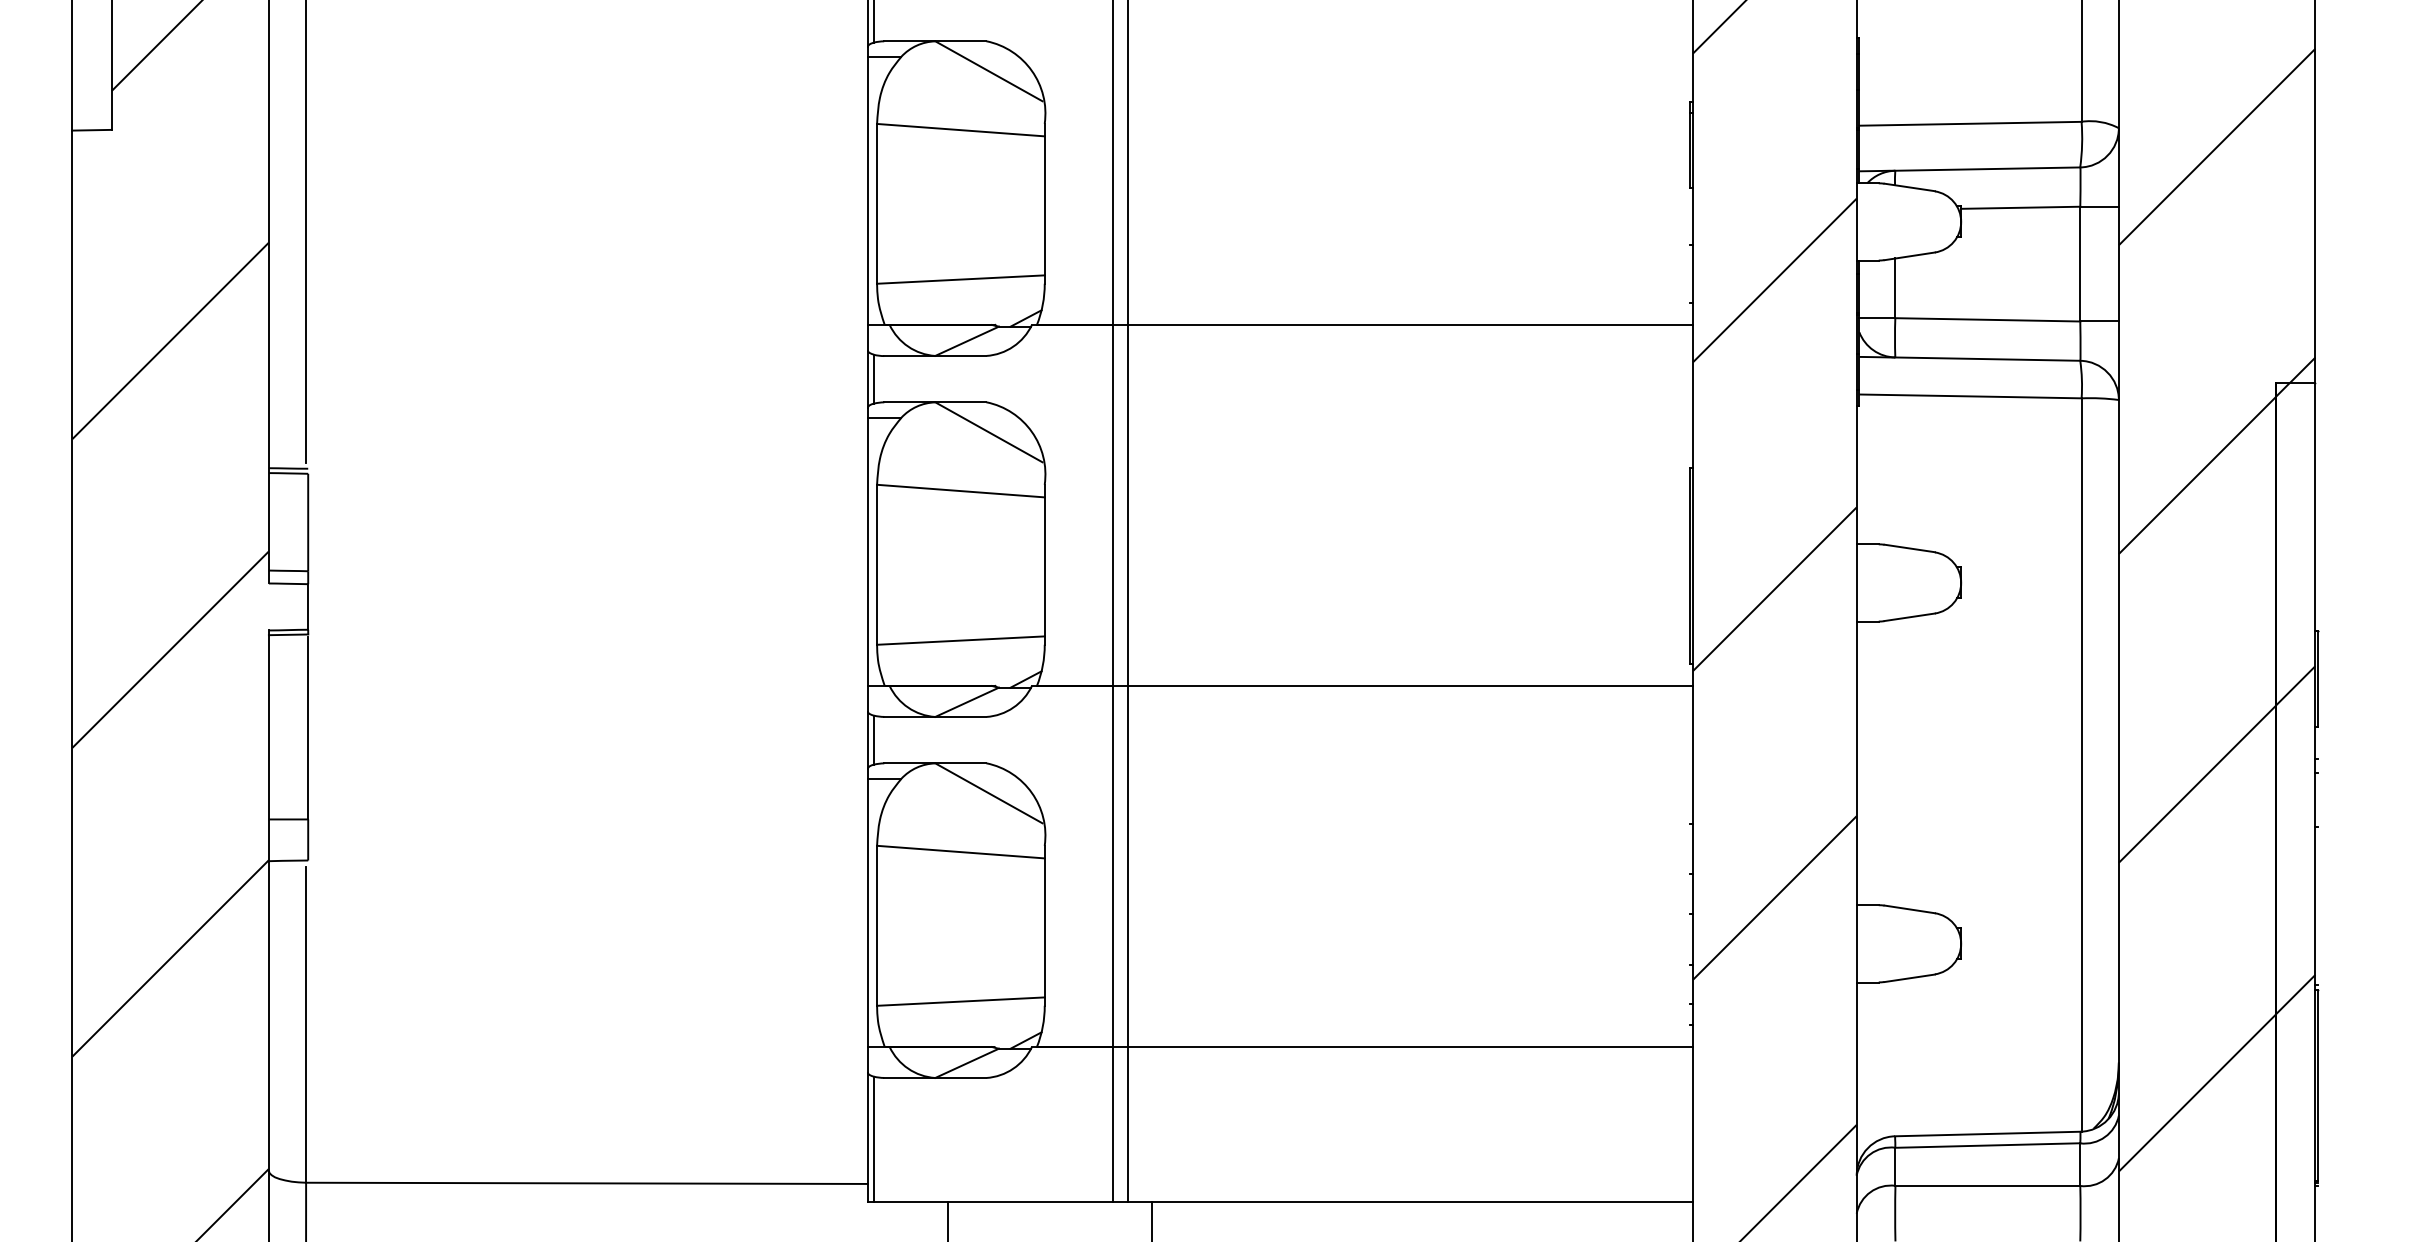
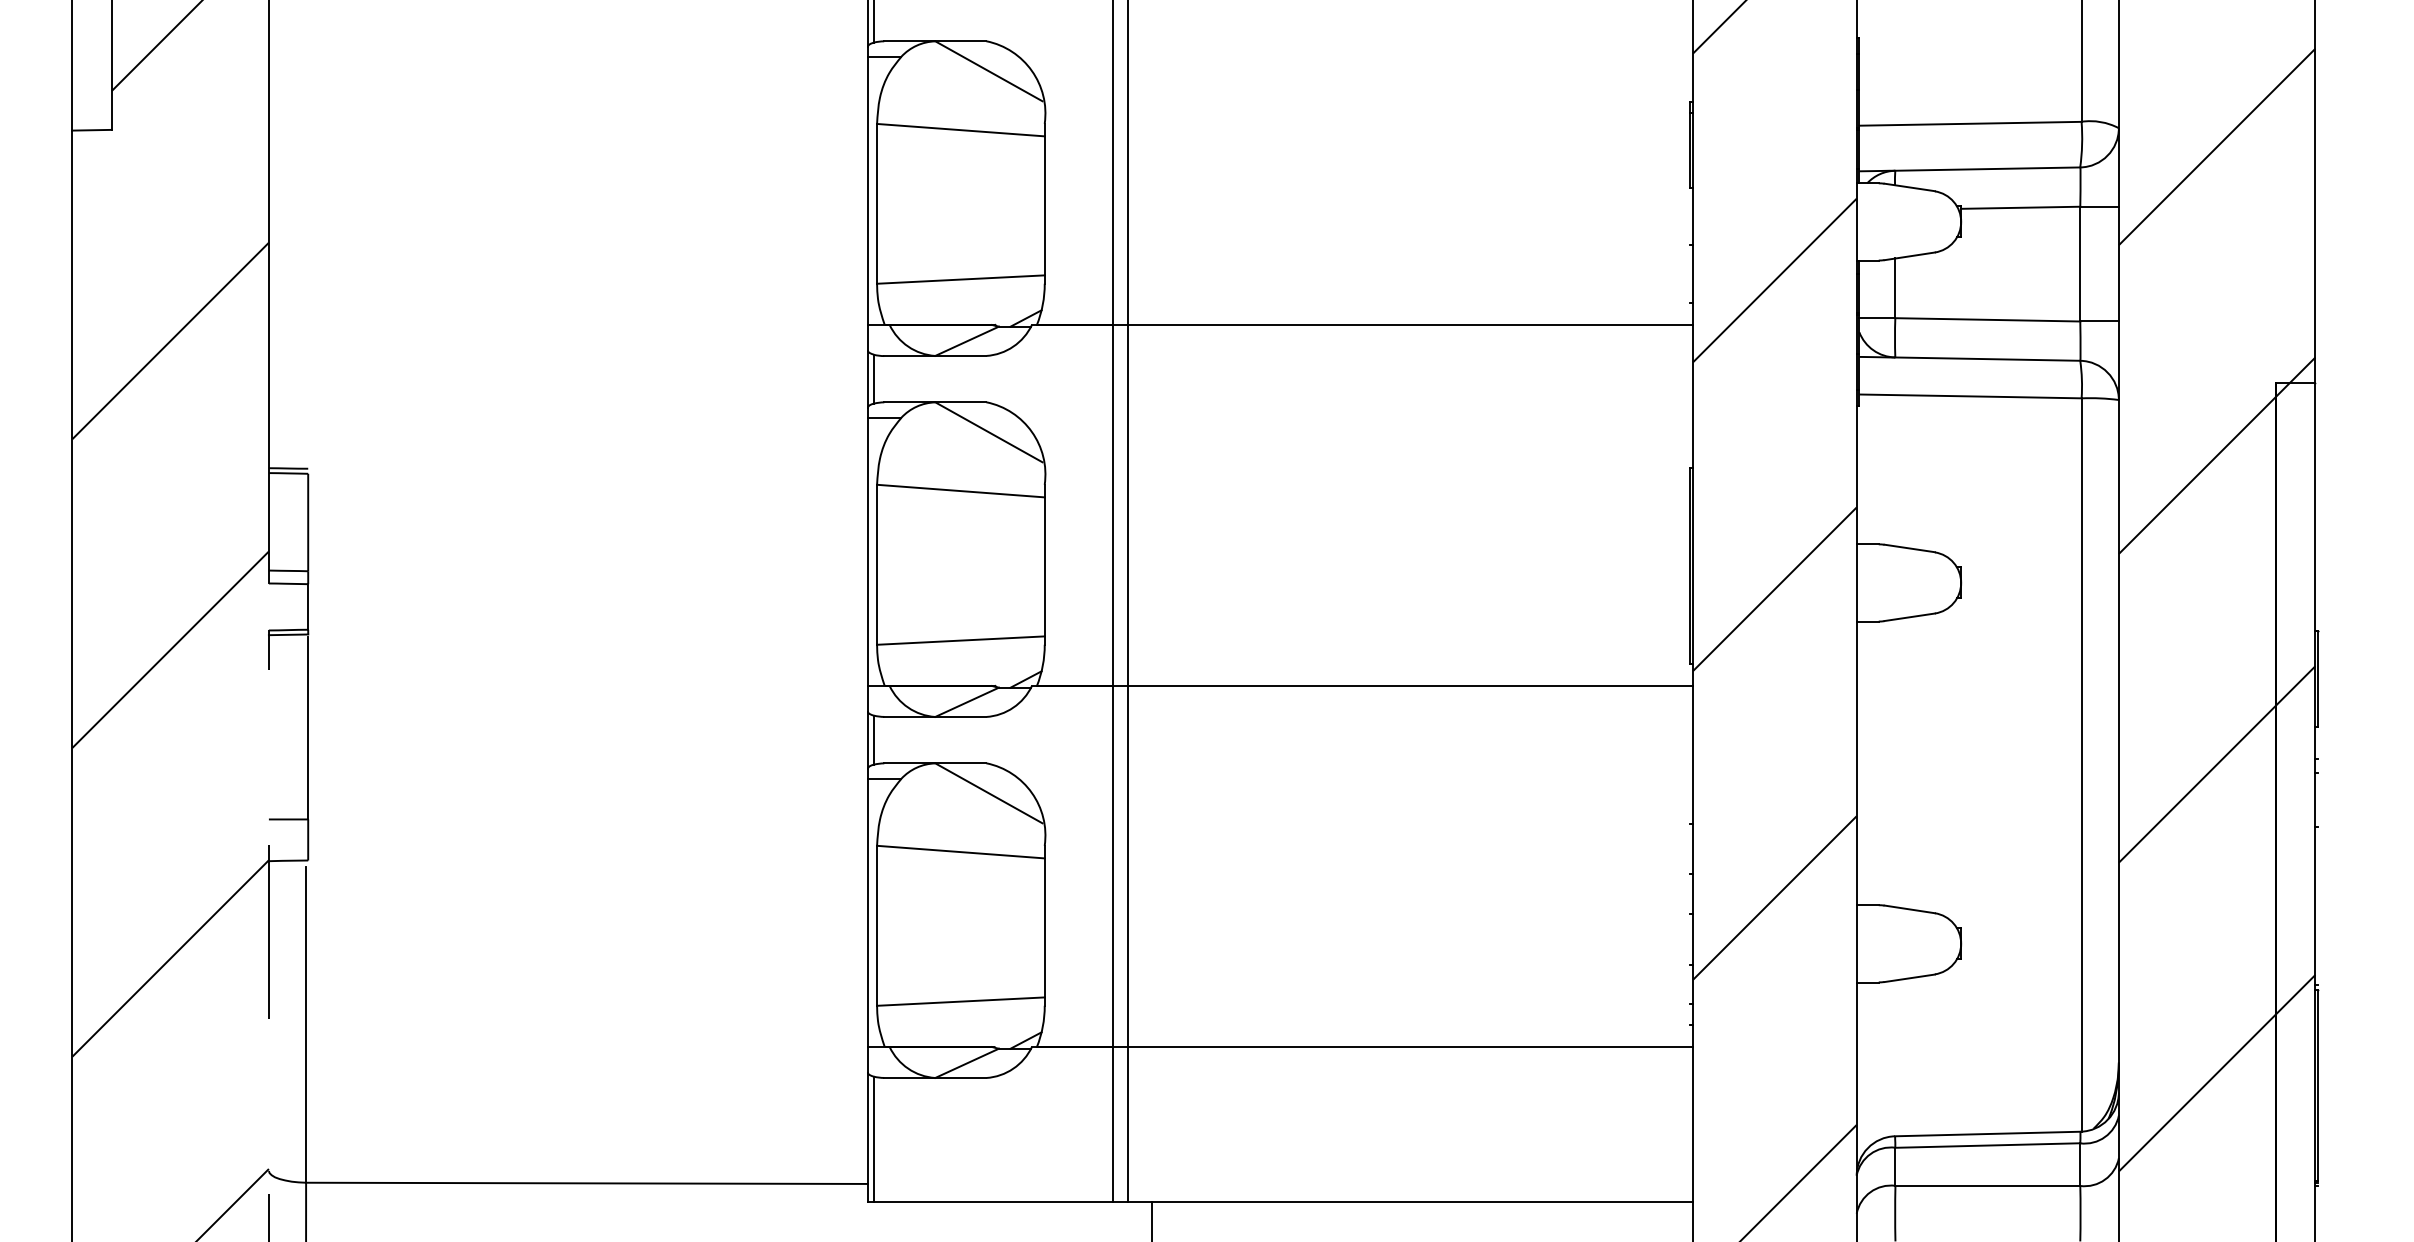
line: present -> none (306, 232)
line: solid -> dashed (268, 935)
line: present -> none (947, 1219)
